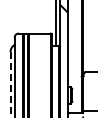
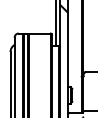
line: dashed -> solid (10, 84)
